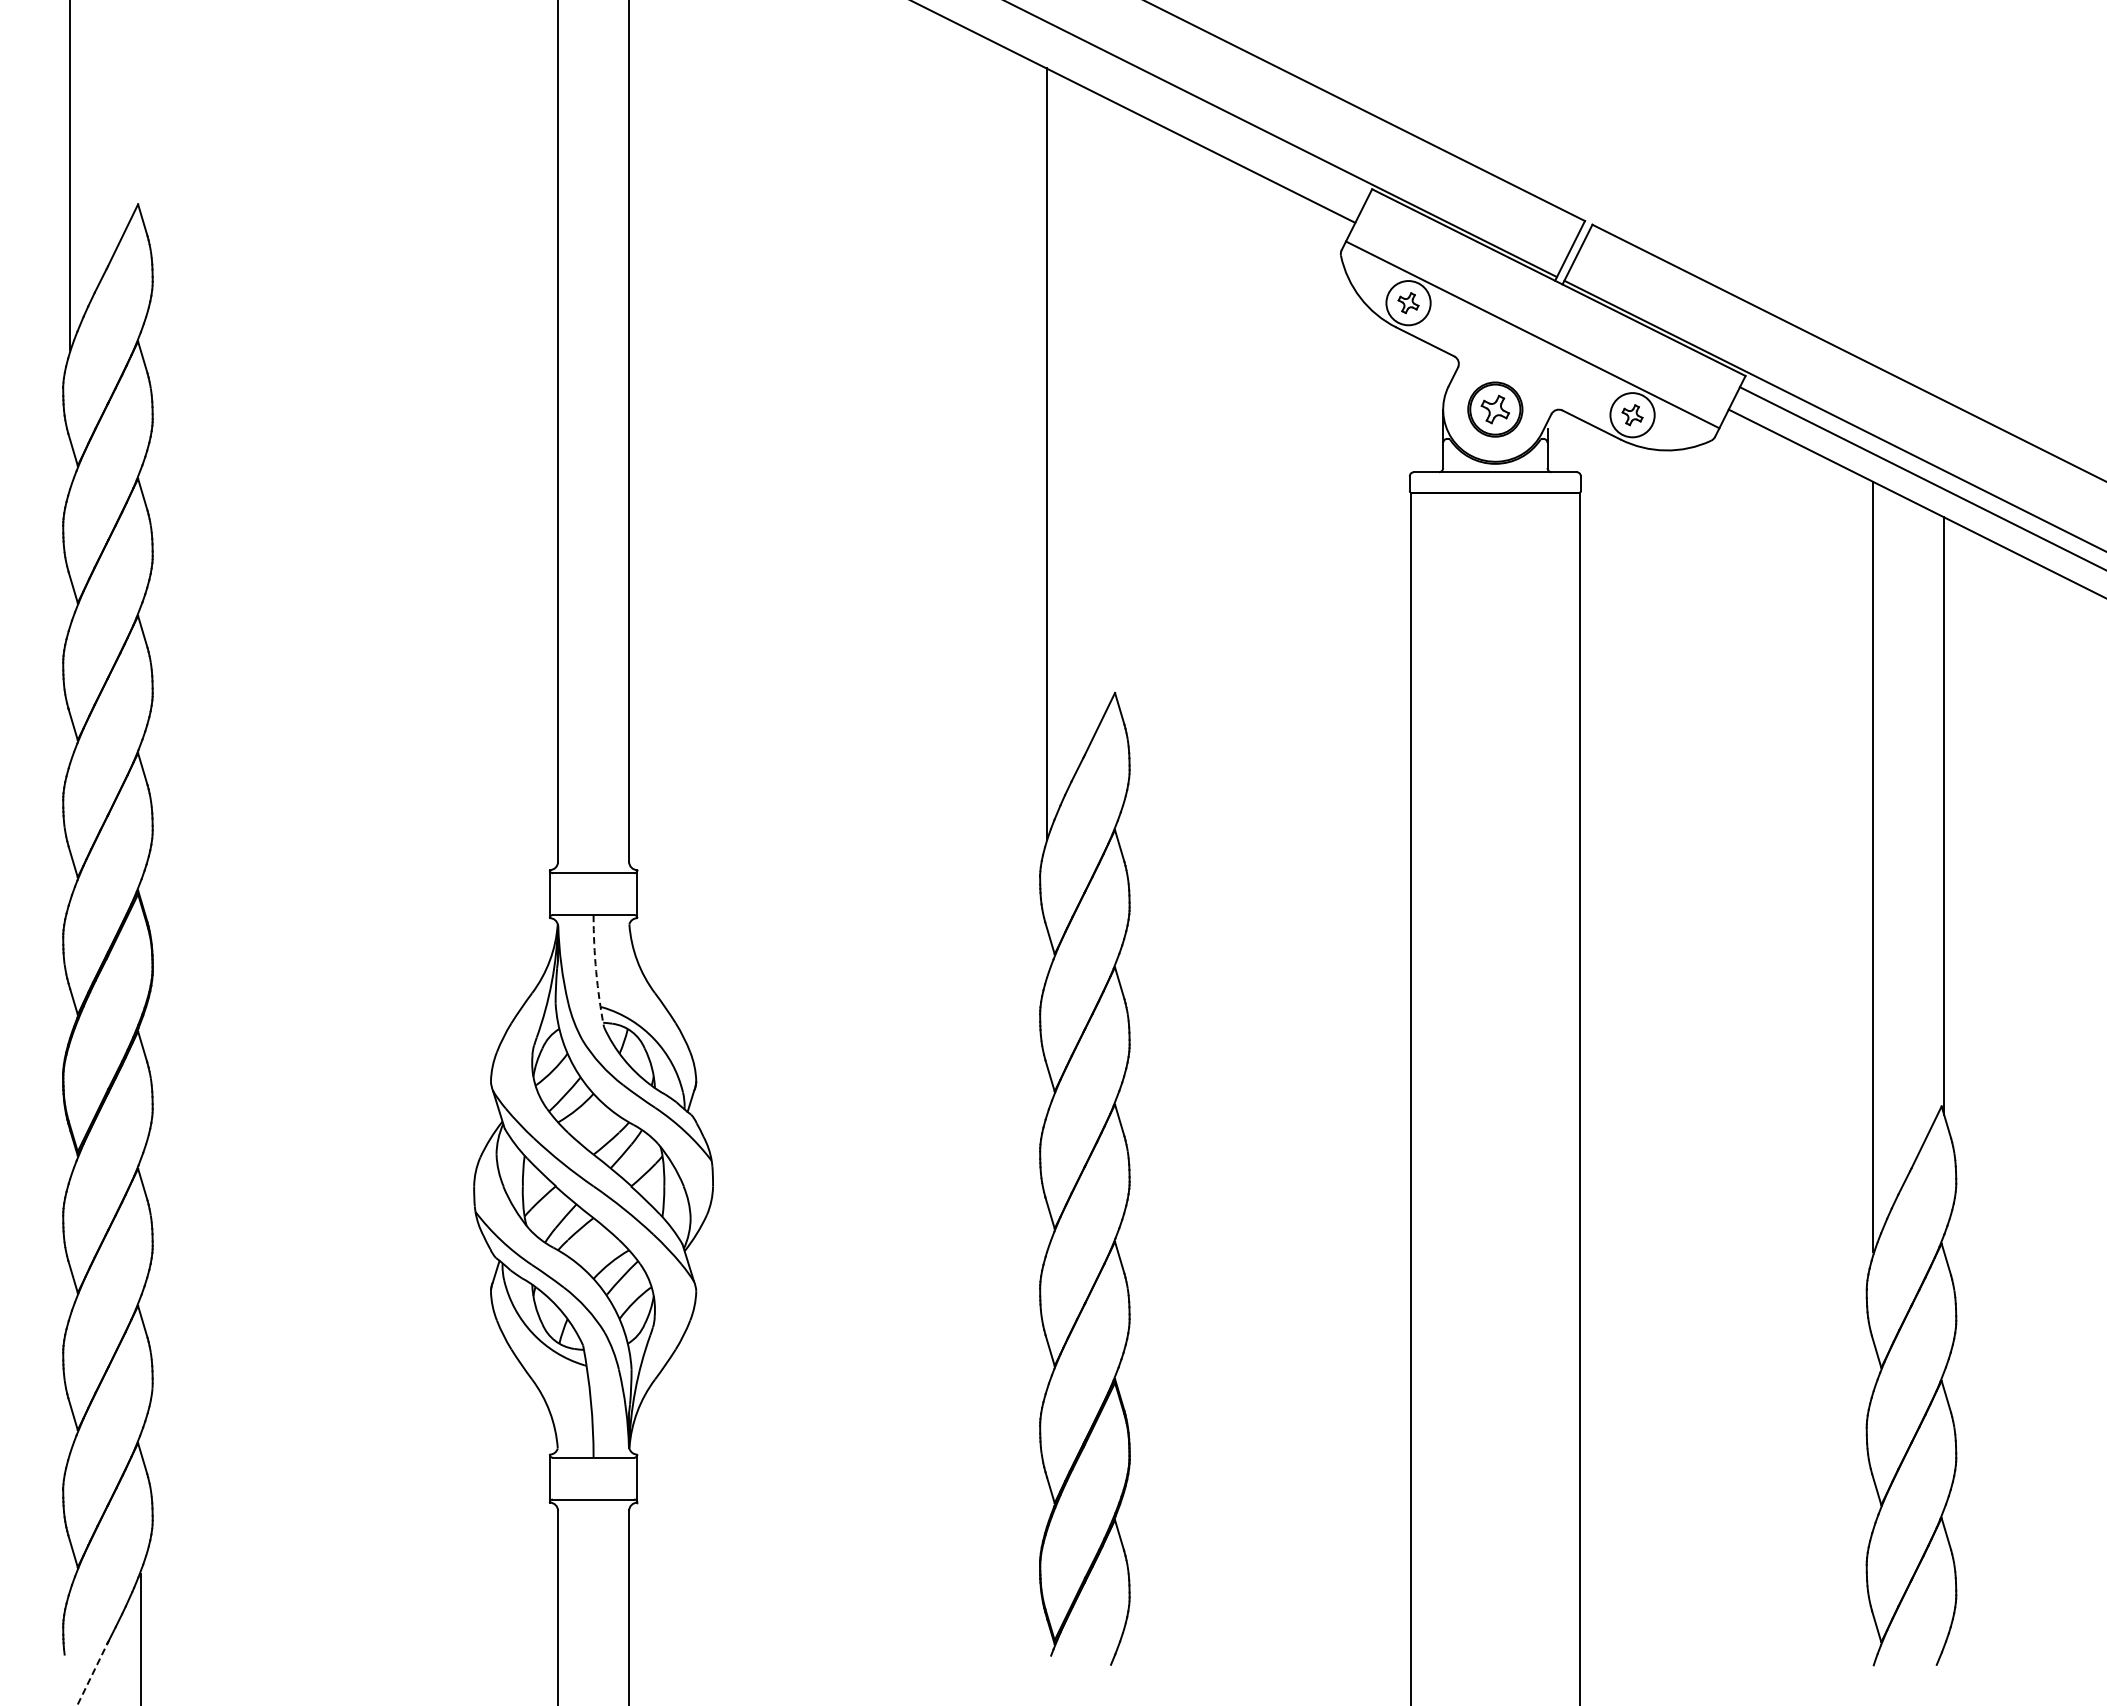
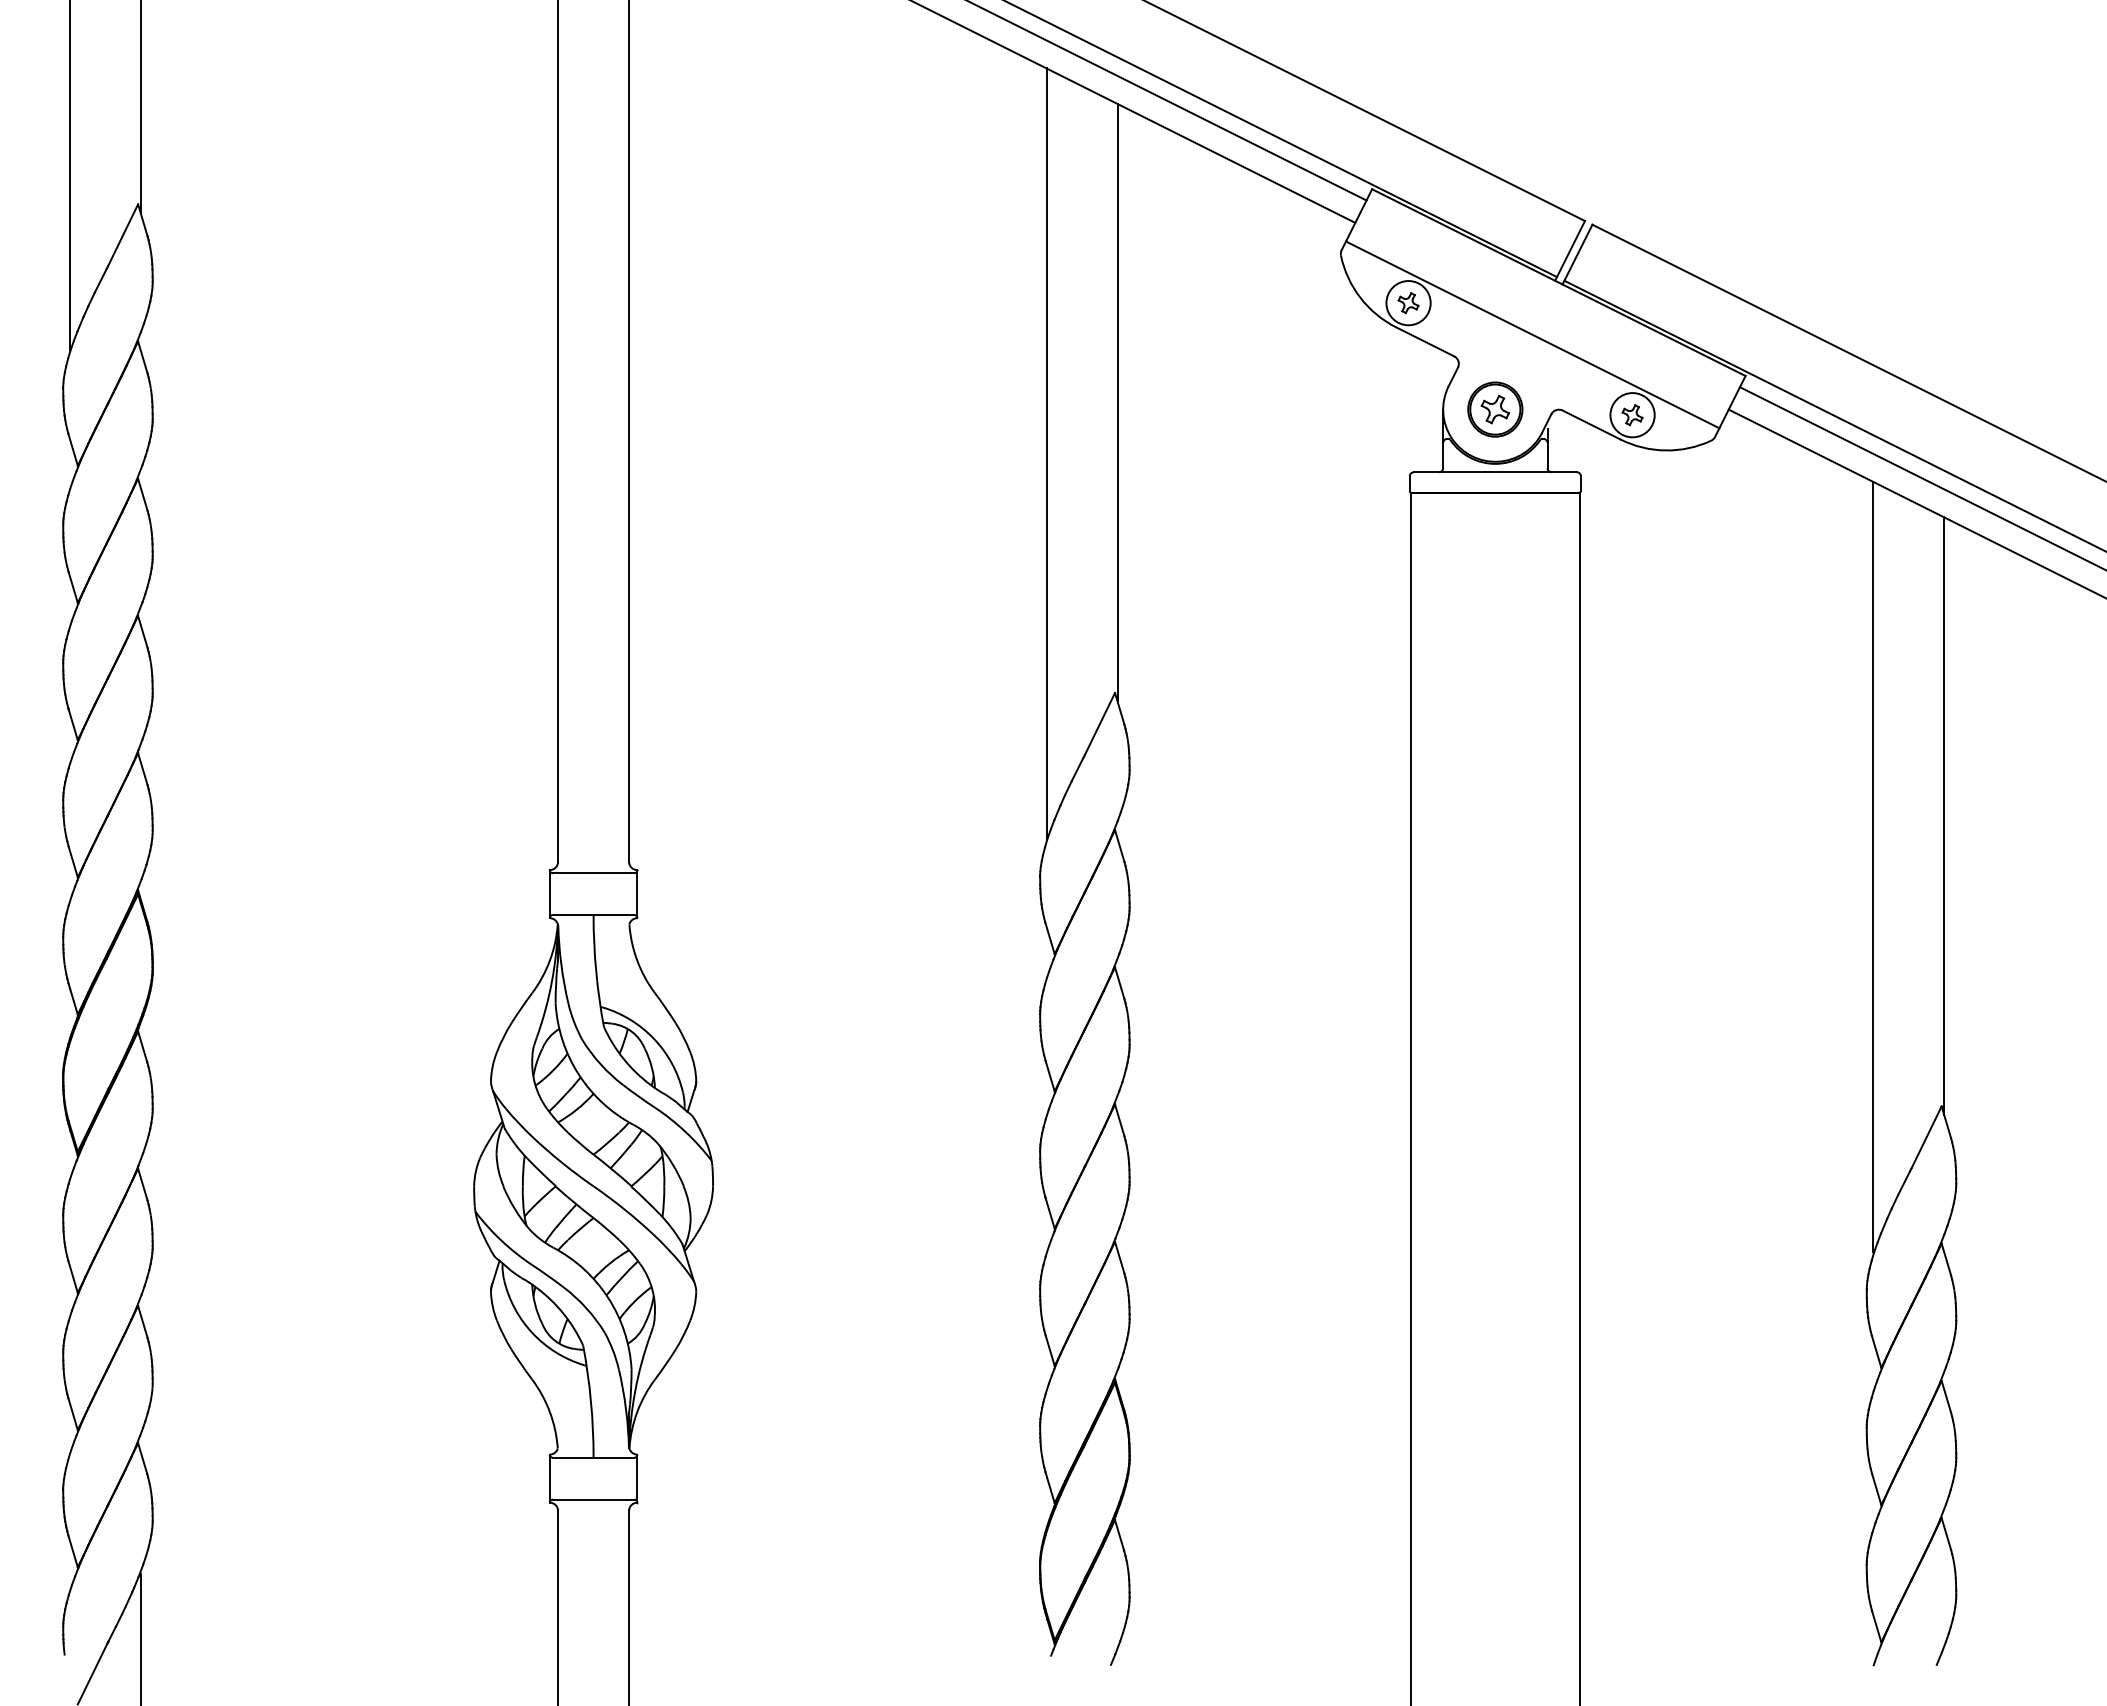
line: none -> present (1168, 101)
line: none -> present (140, 107)
line: none -> present (1117, 402)
arc: dashed -> solid (596, 971)
line: dashed -> solid (93, 1673)
